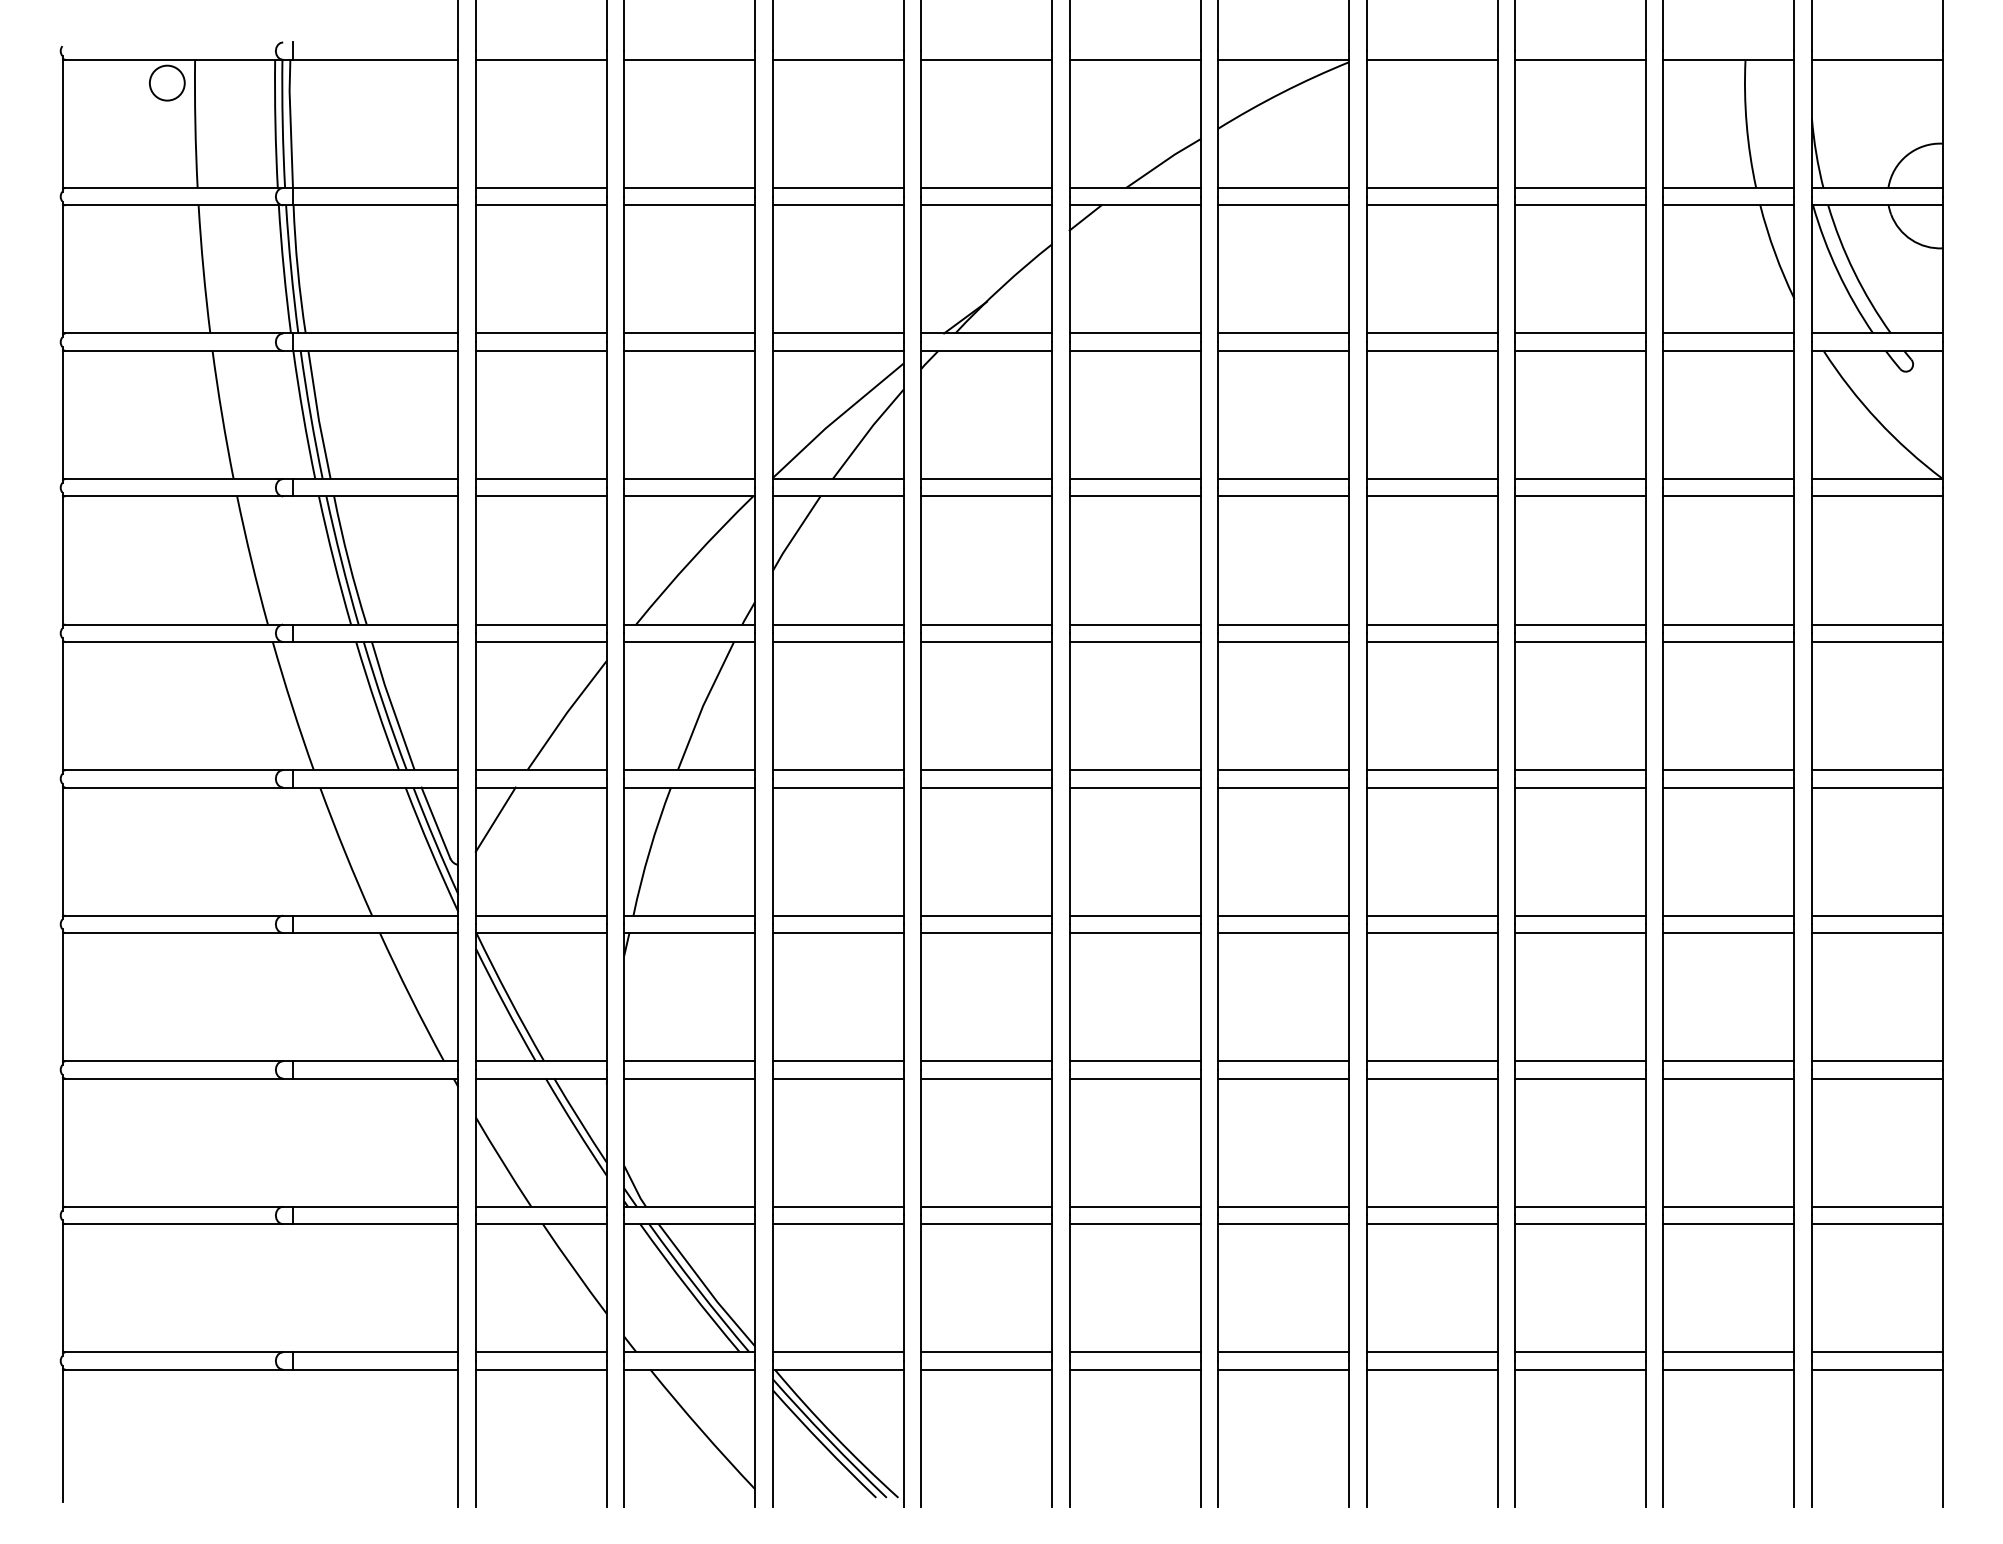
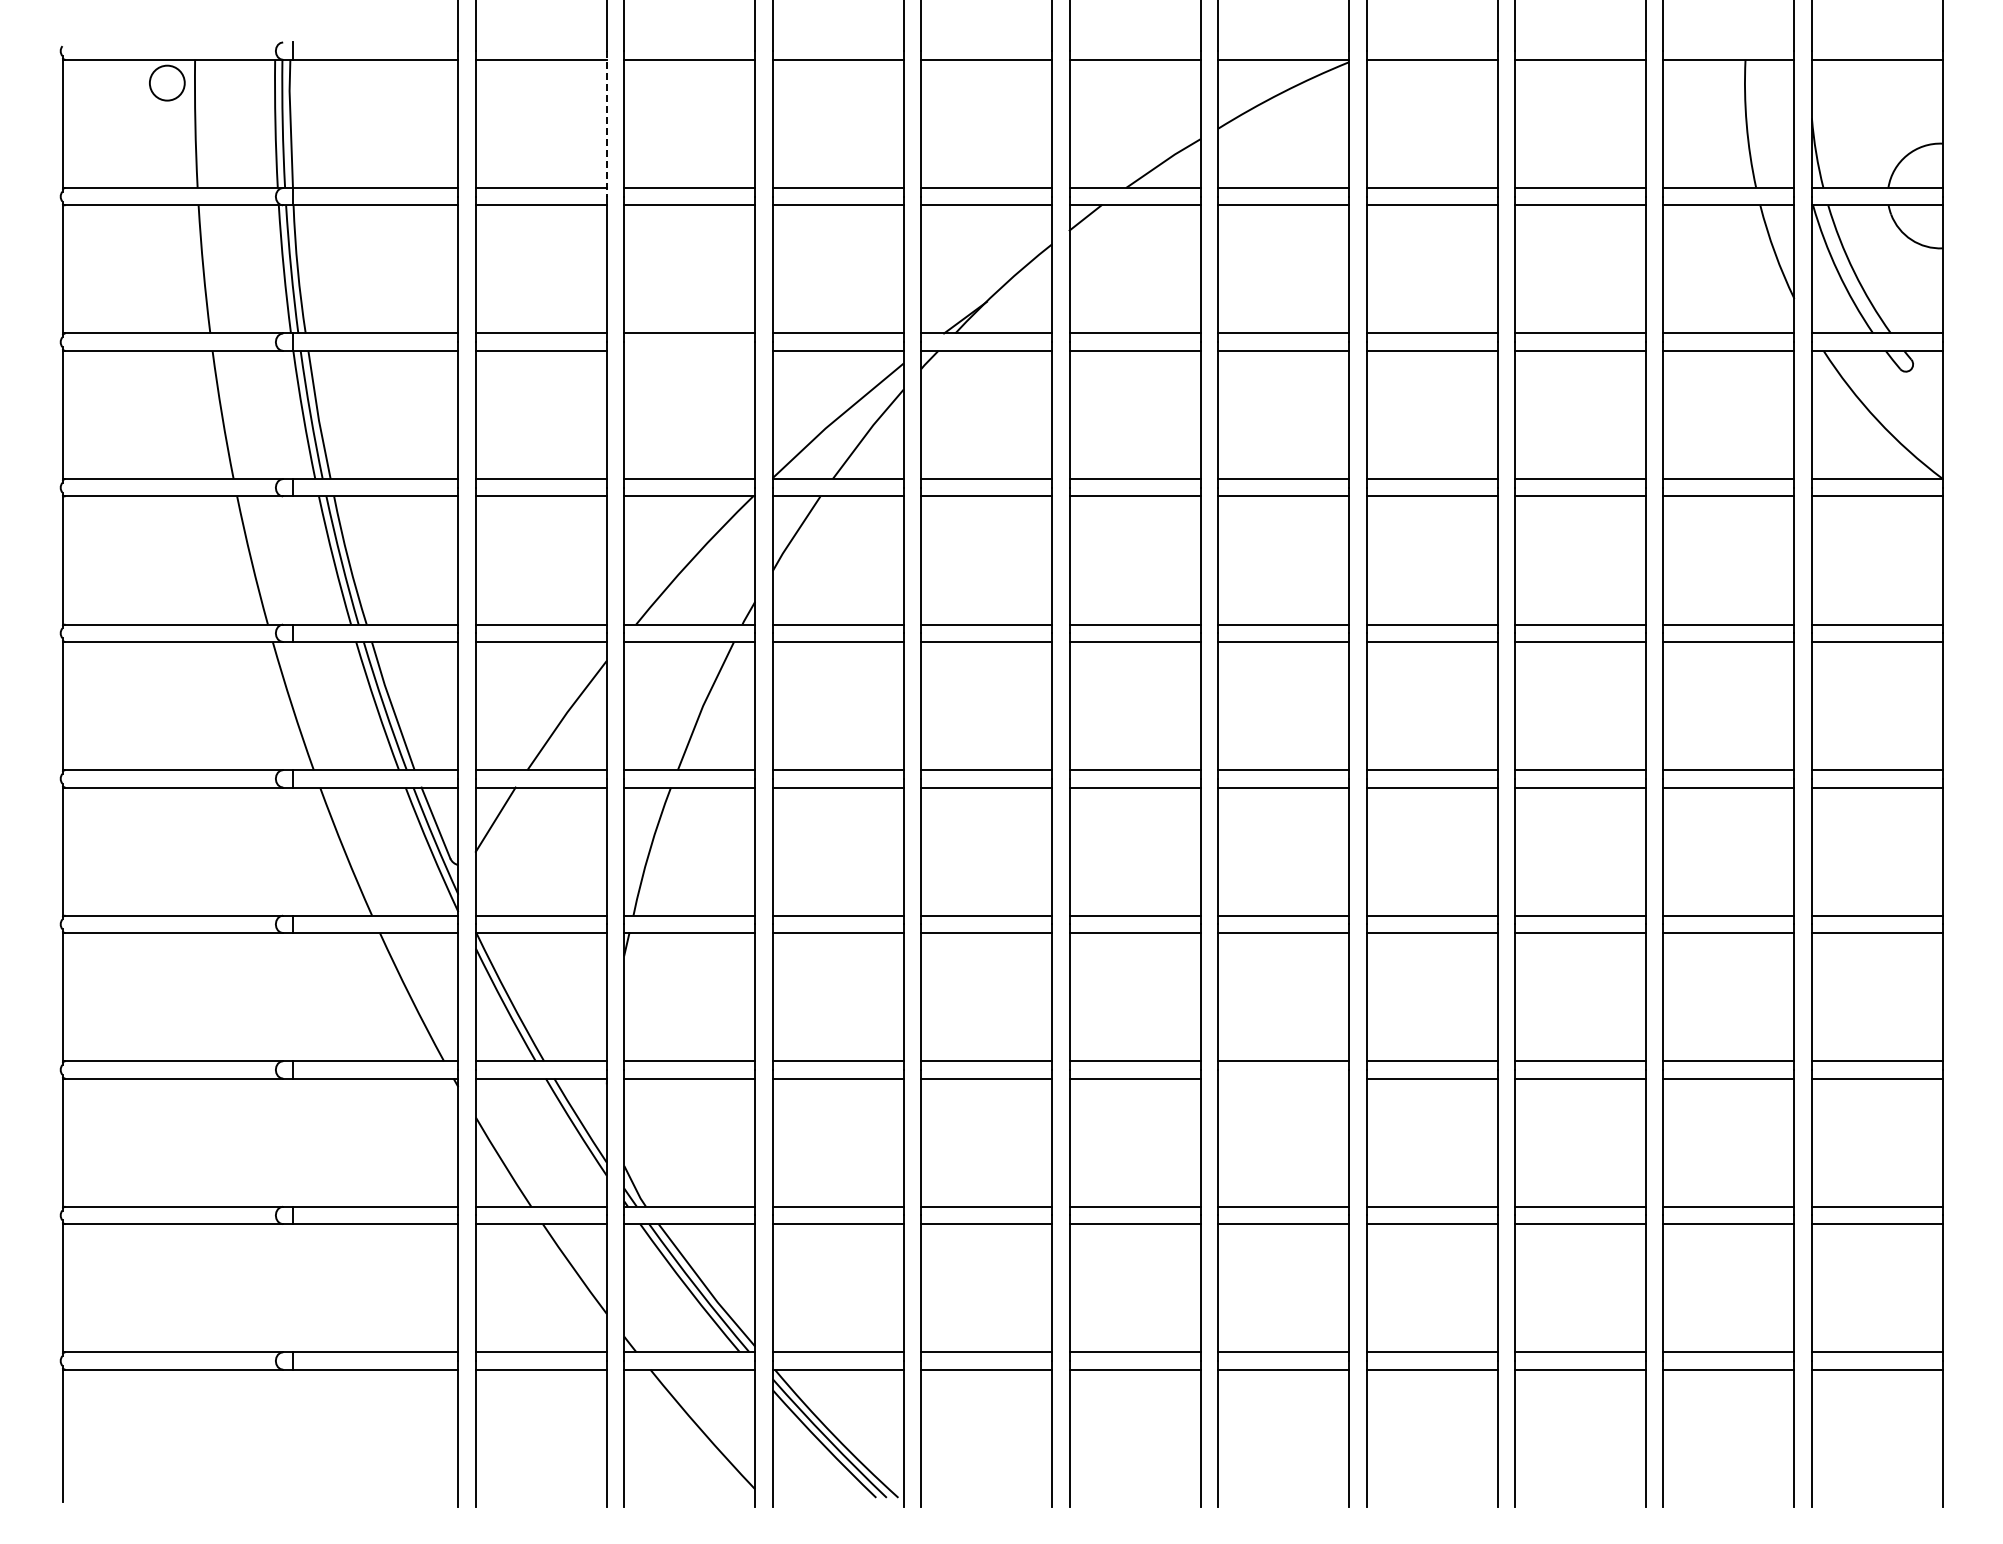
line: solid -> dashed (606, 123)
line: present -> none (689, 350)
line: present -> none (1283, 1078)
